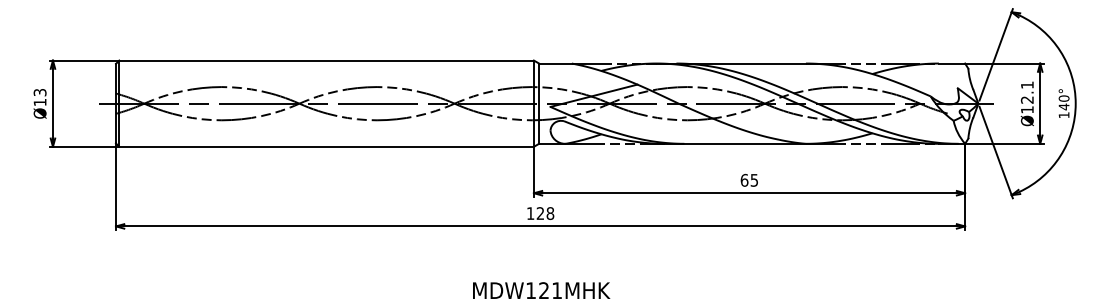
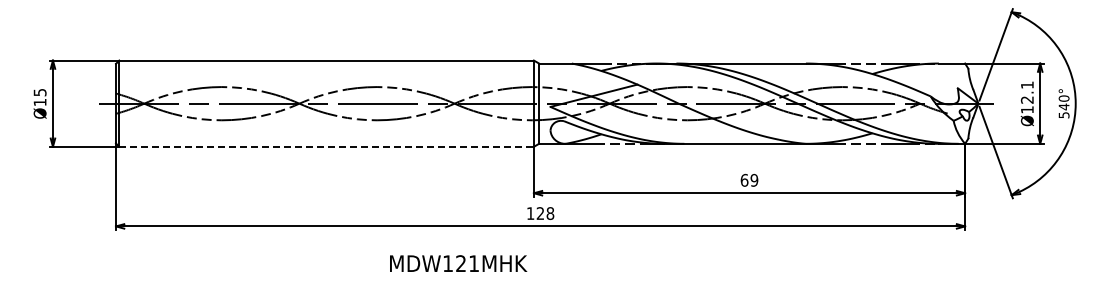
text: Ø13 -> Ø15 (39, 92)
text: 140° -> 540° (1063, 115)
line: solid -> dashed (327, 146)
text: 65 -> 69 (754, 179)
text position: (541, 290) -> (458, 263) (458, 263)
